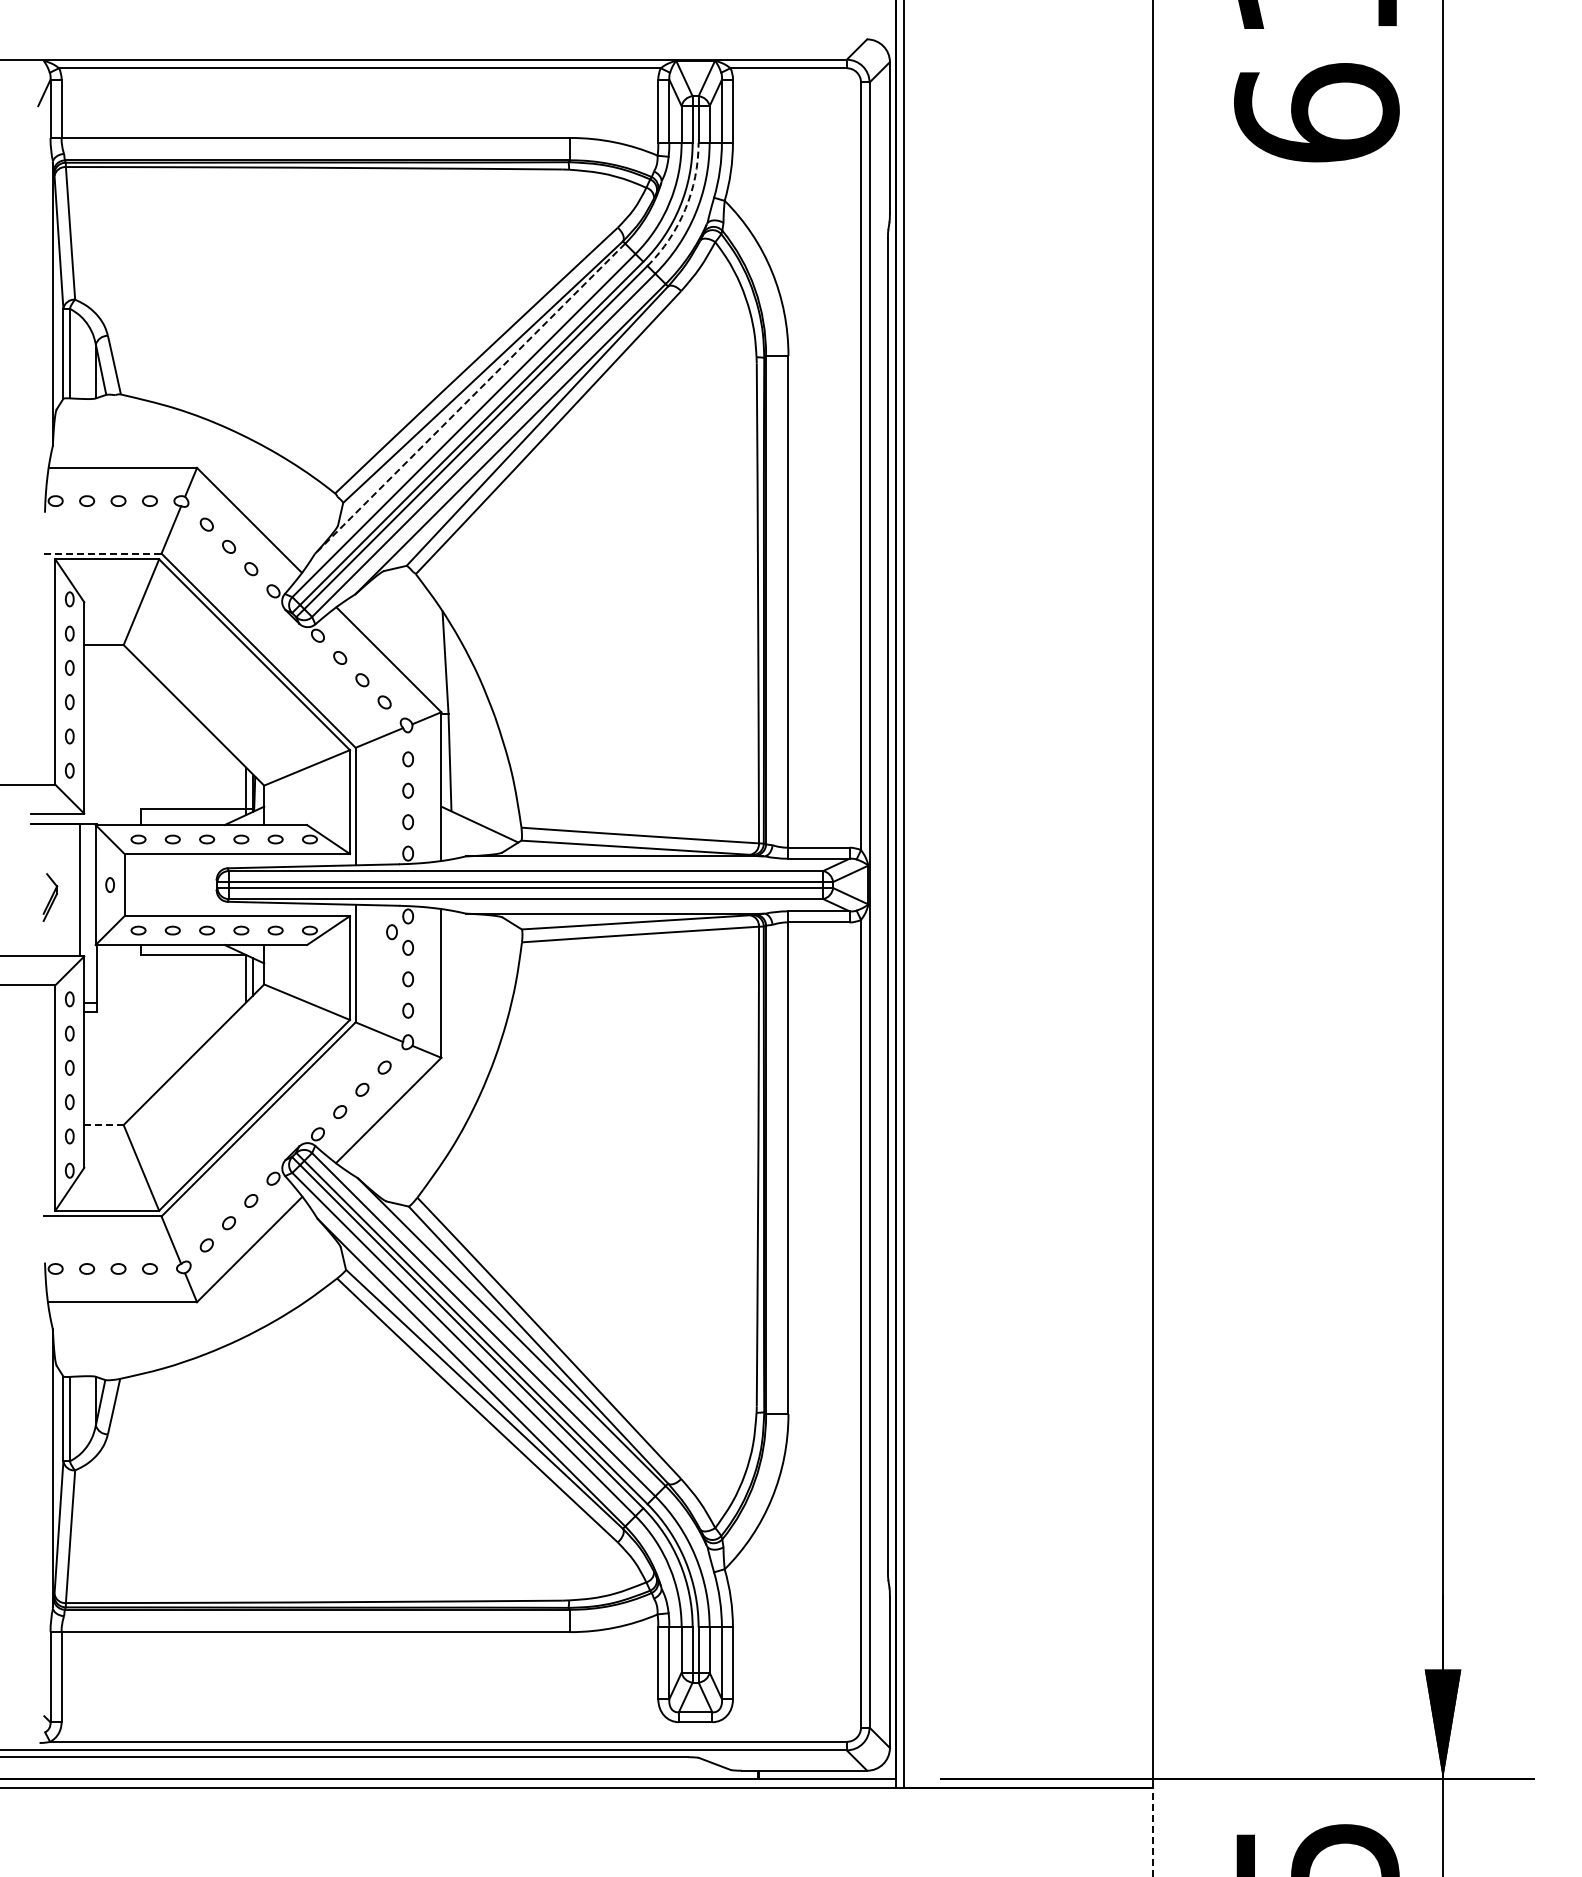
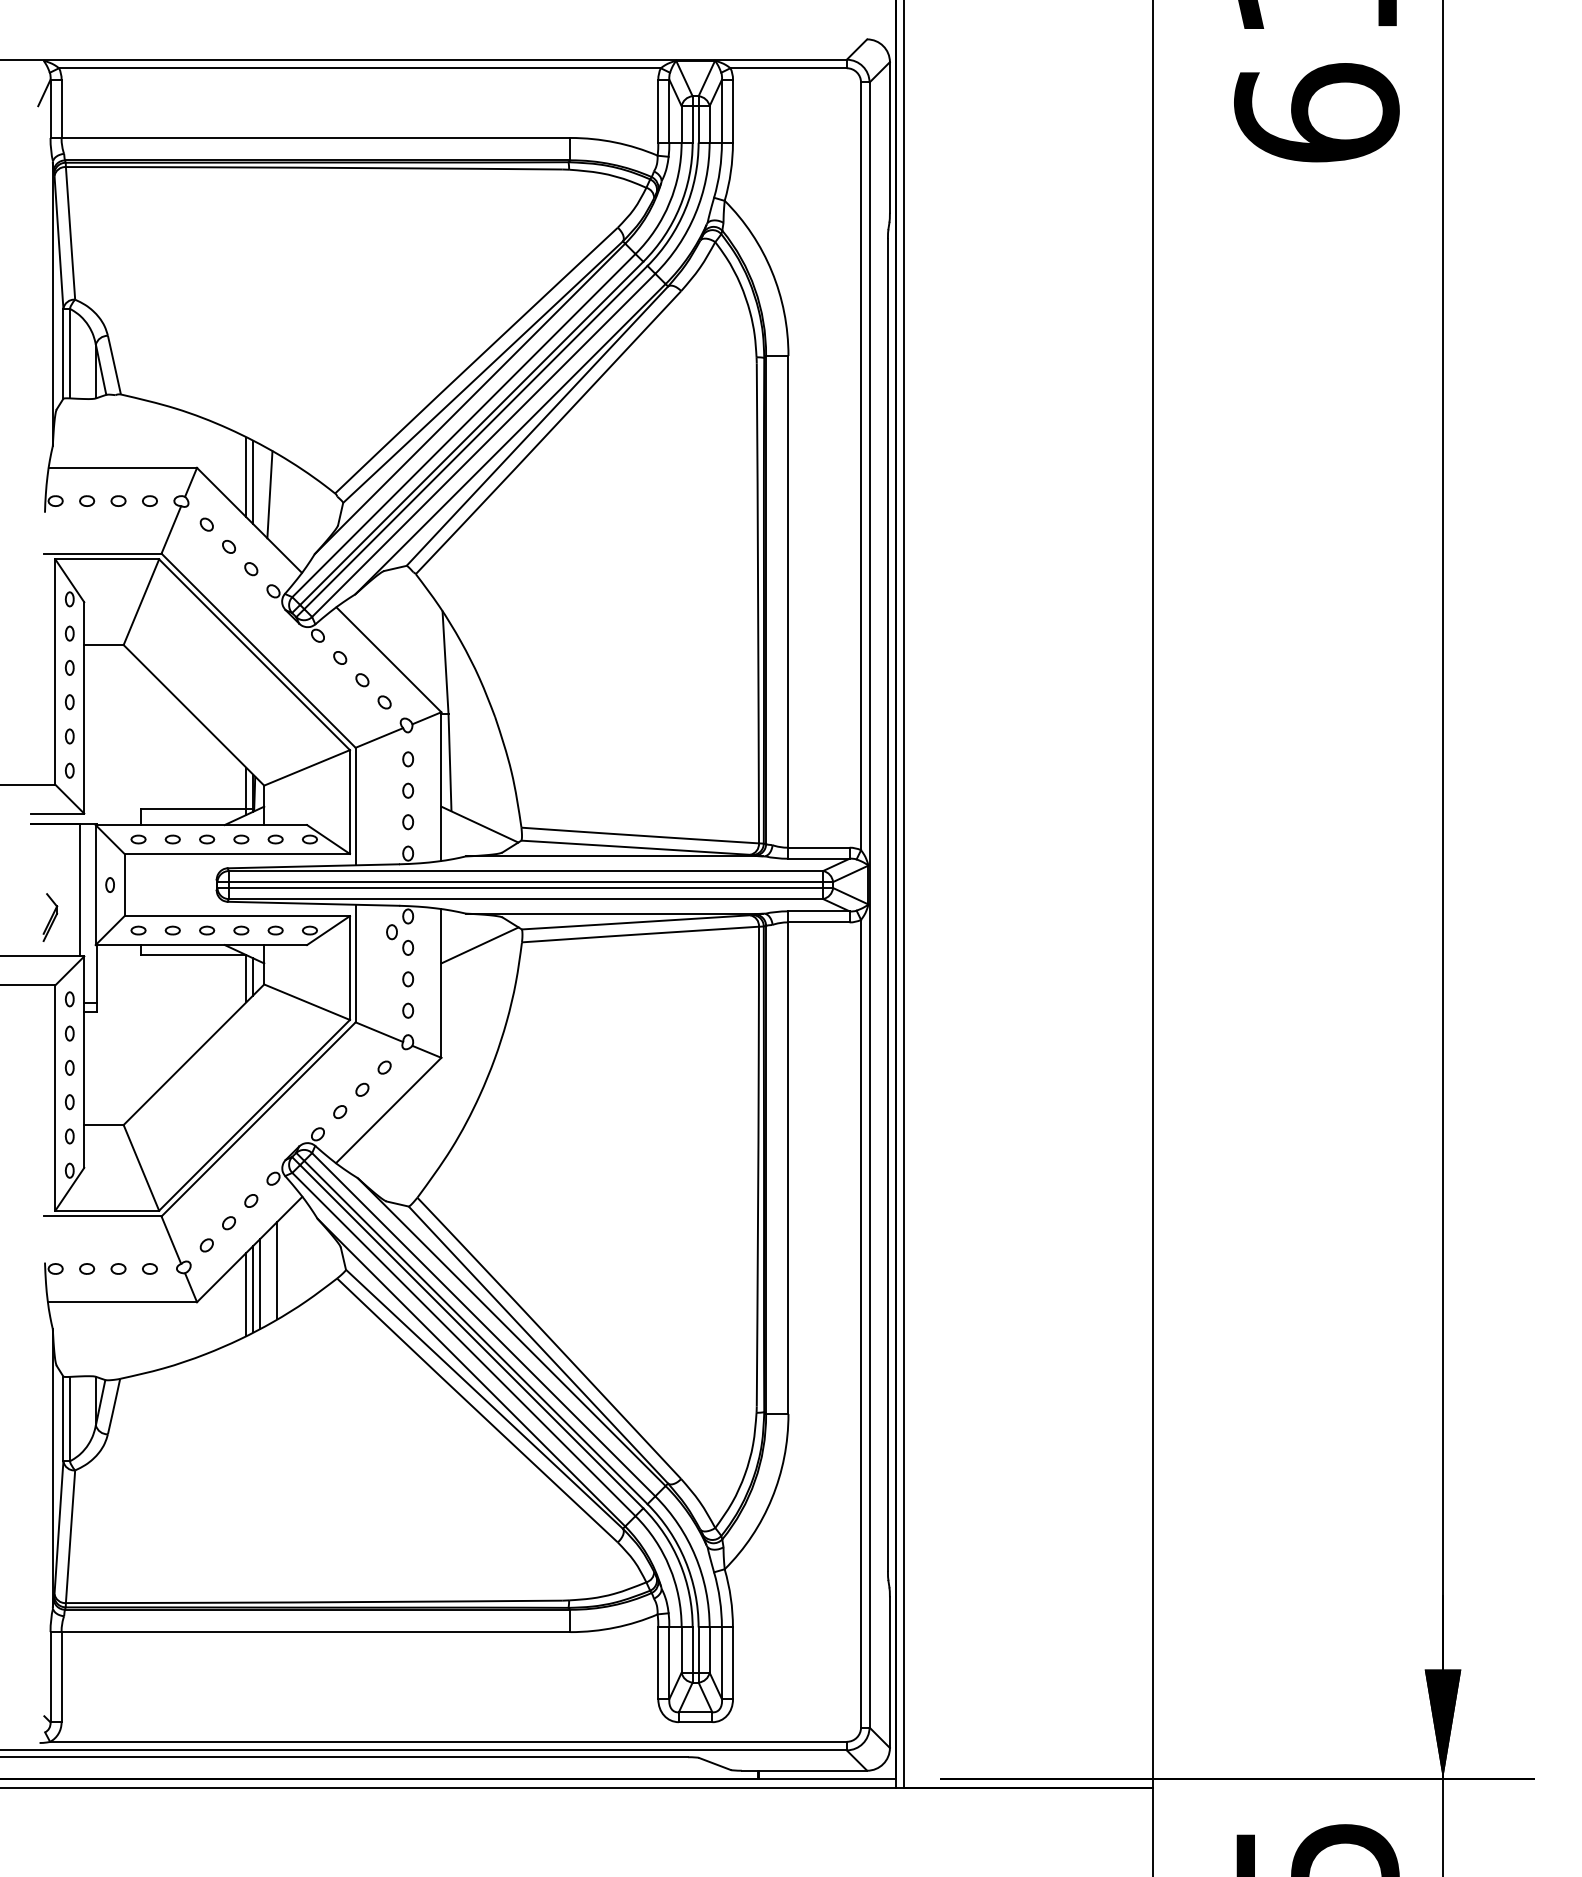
arc: dashed -> solid (685, 209)
line: dashed -> solid (470, 398)
line: none -> present (246, 477)
line: none -> present (253, 482)
line: none -> present (269, 494)
line: dashed -> solid (102, 553)
part position: (50, 897) -> (50, 917) (50, 917)
line: none -> present (479, 945)
line: dashed -> solid (103, 1125)
line: none -> present (277, 1270)
line: none -> present (260, 1283)
line: none -> present (253, 1289)
line: none -> present (246, 1294)
line: dashed -> solid (1152, 1831)
